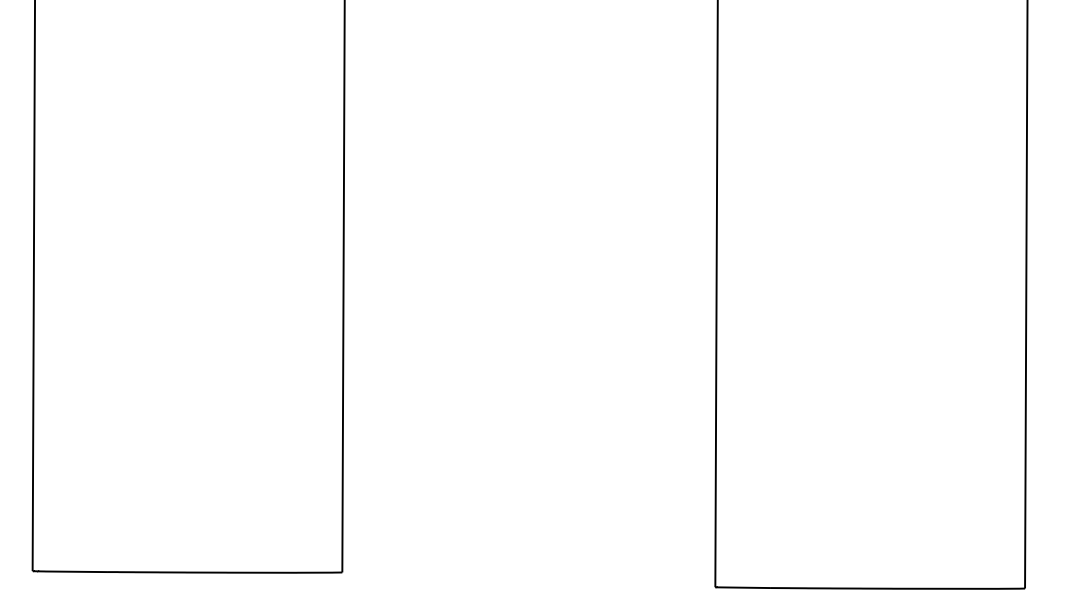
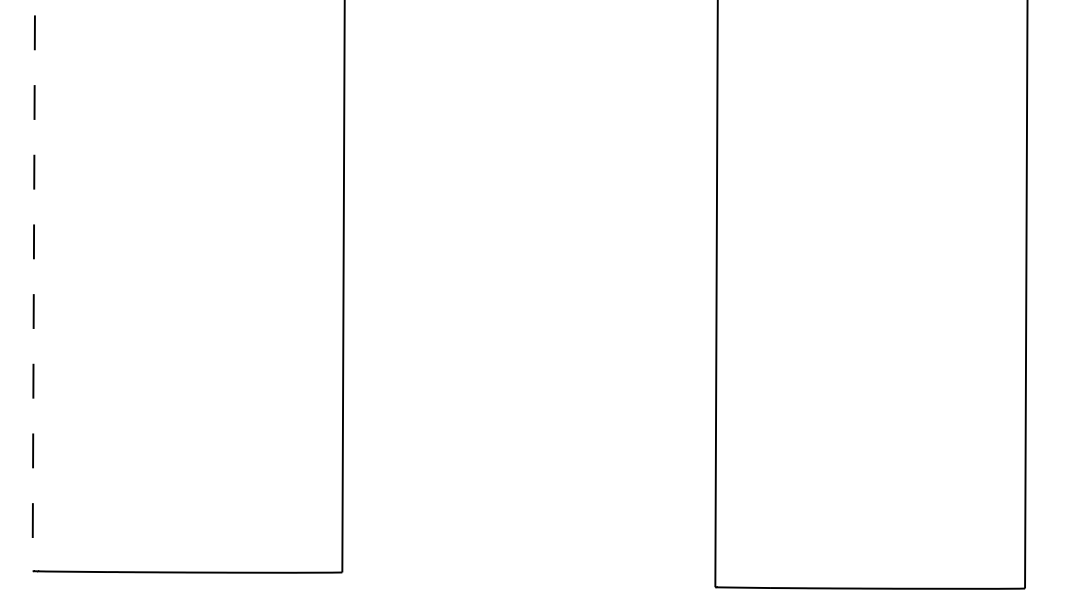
line: solid -> dashed (33, 286)
